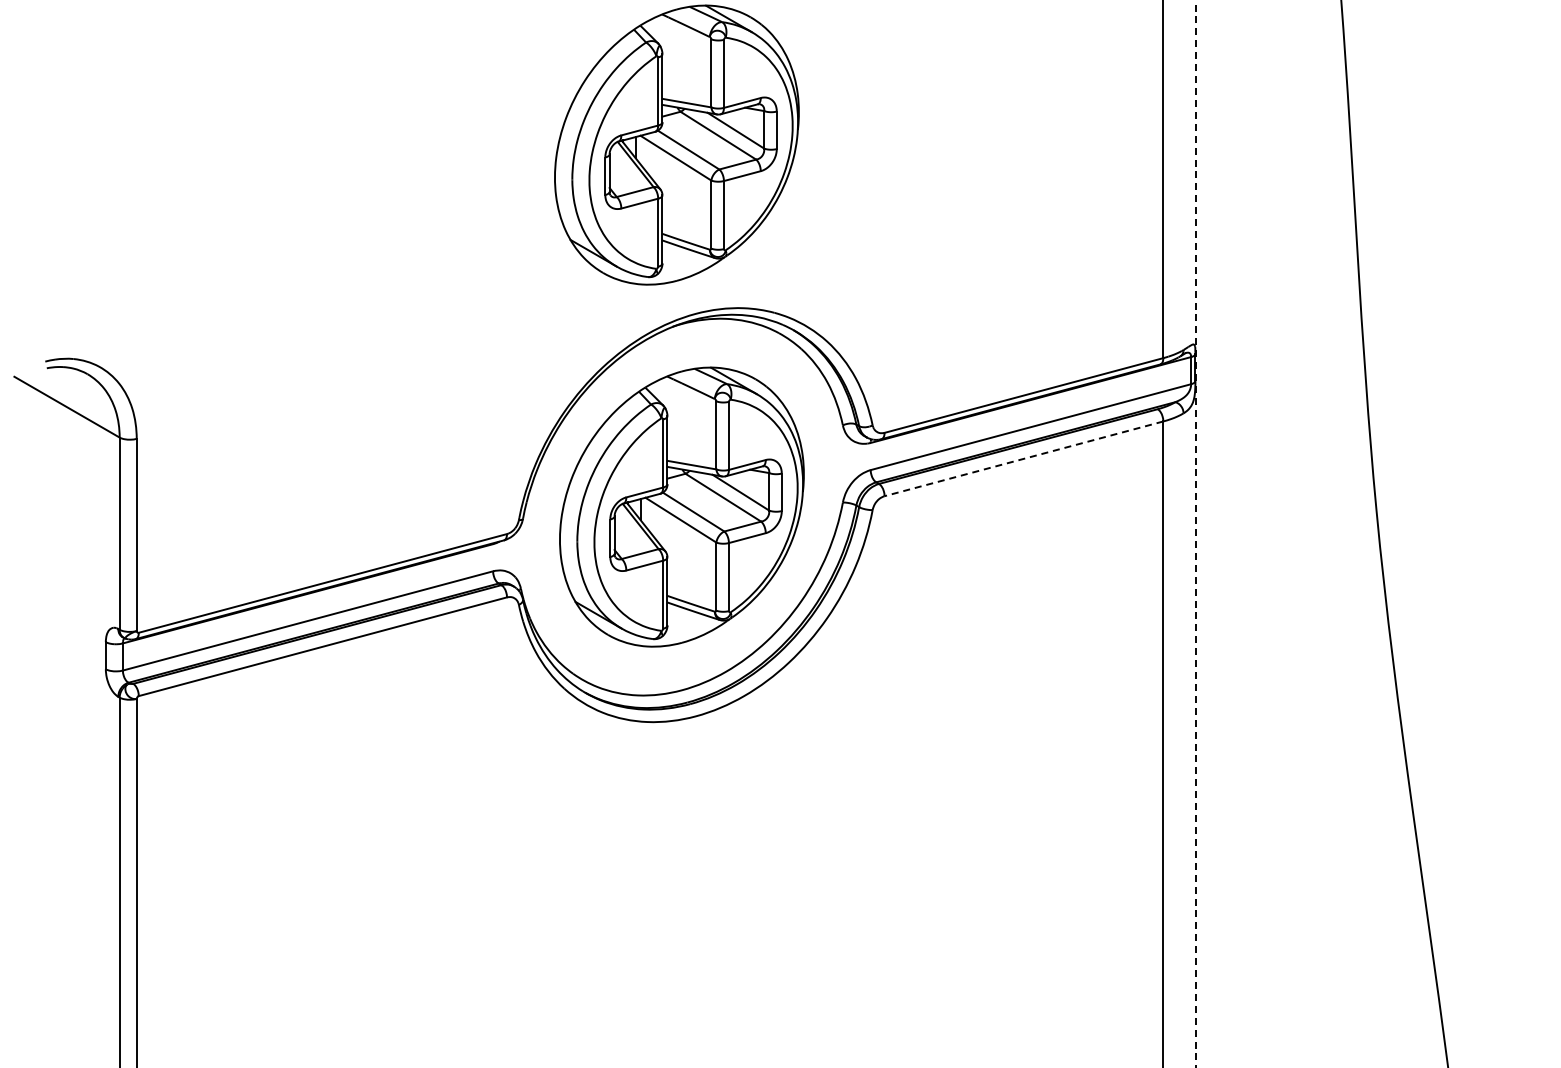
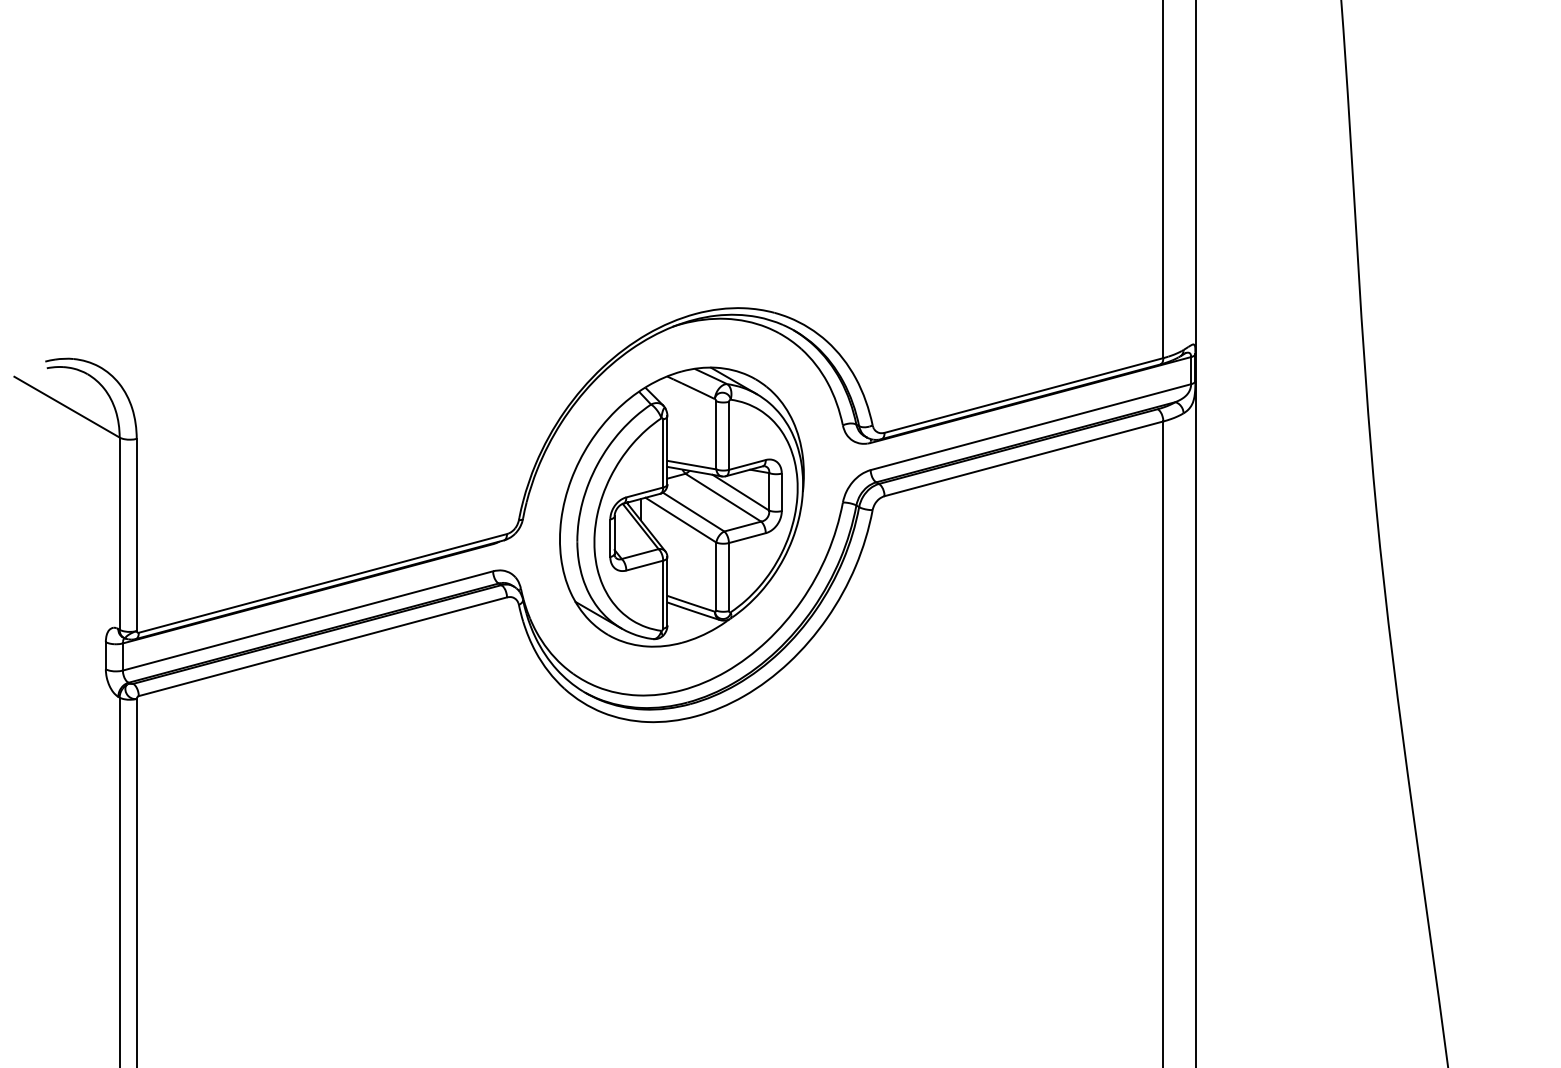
part: present -> none (676, 144)
line: dashed -> solid (1023, 458)
line: dashed -> solid (1195, 533)
